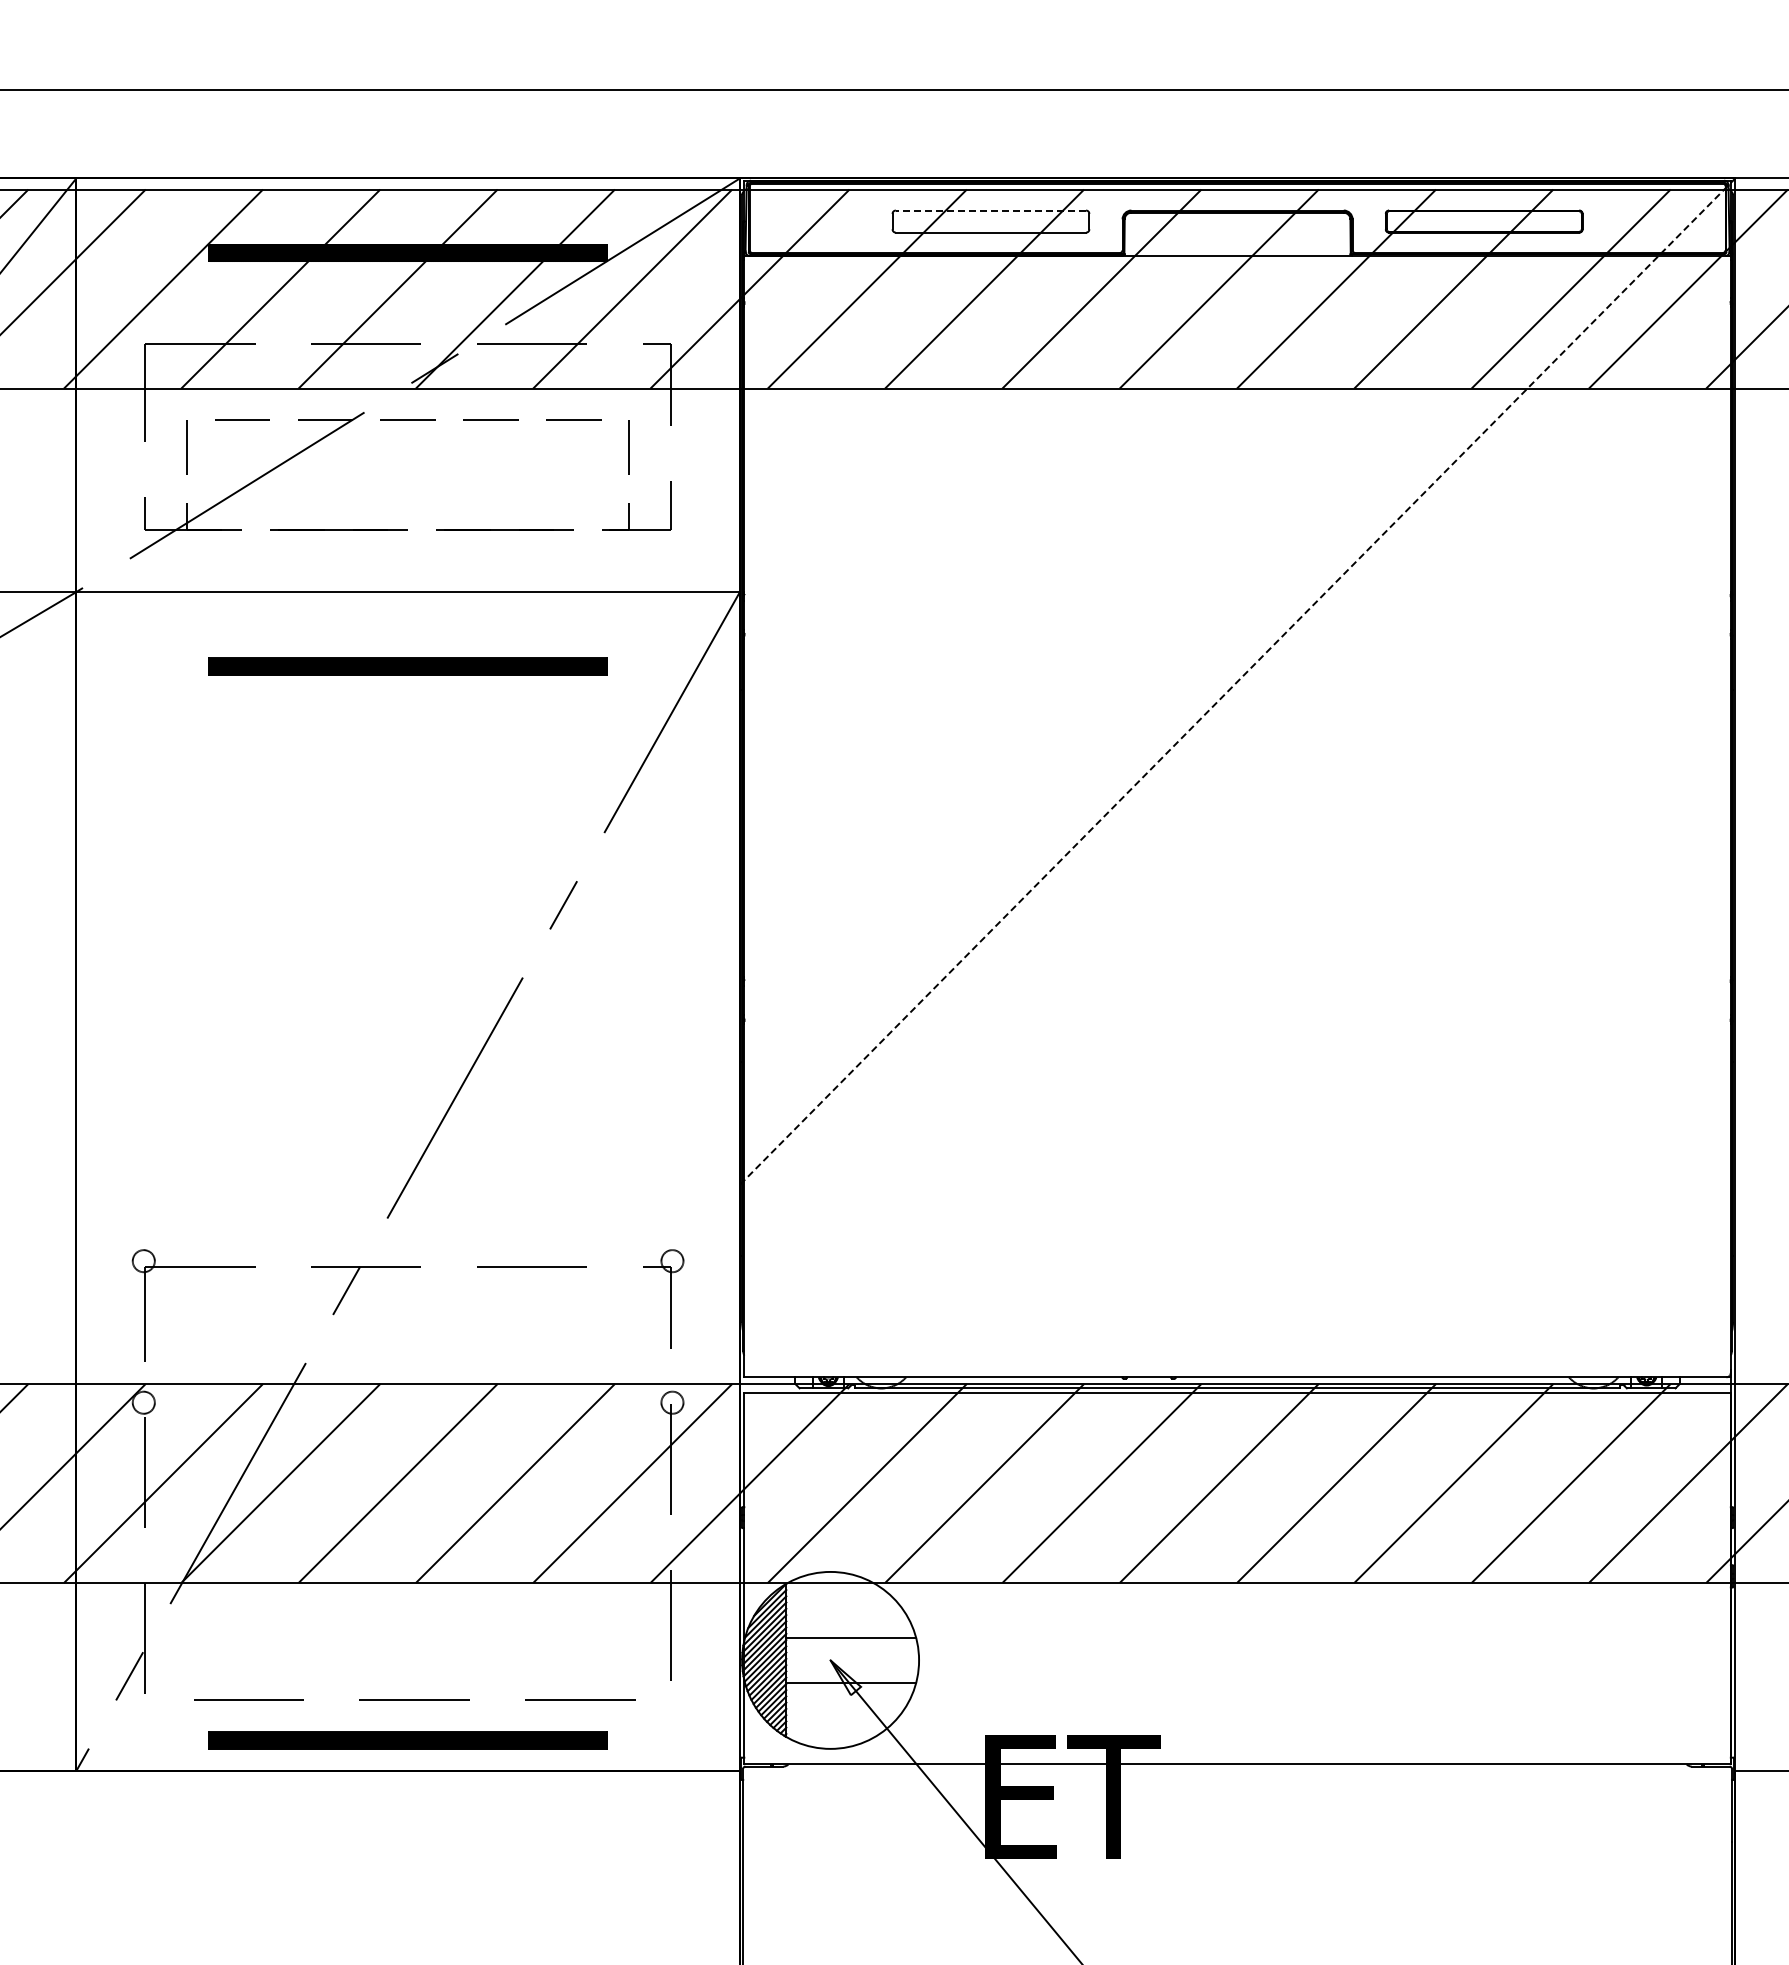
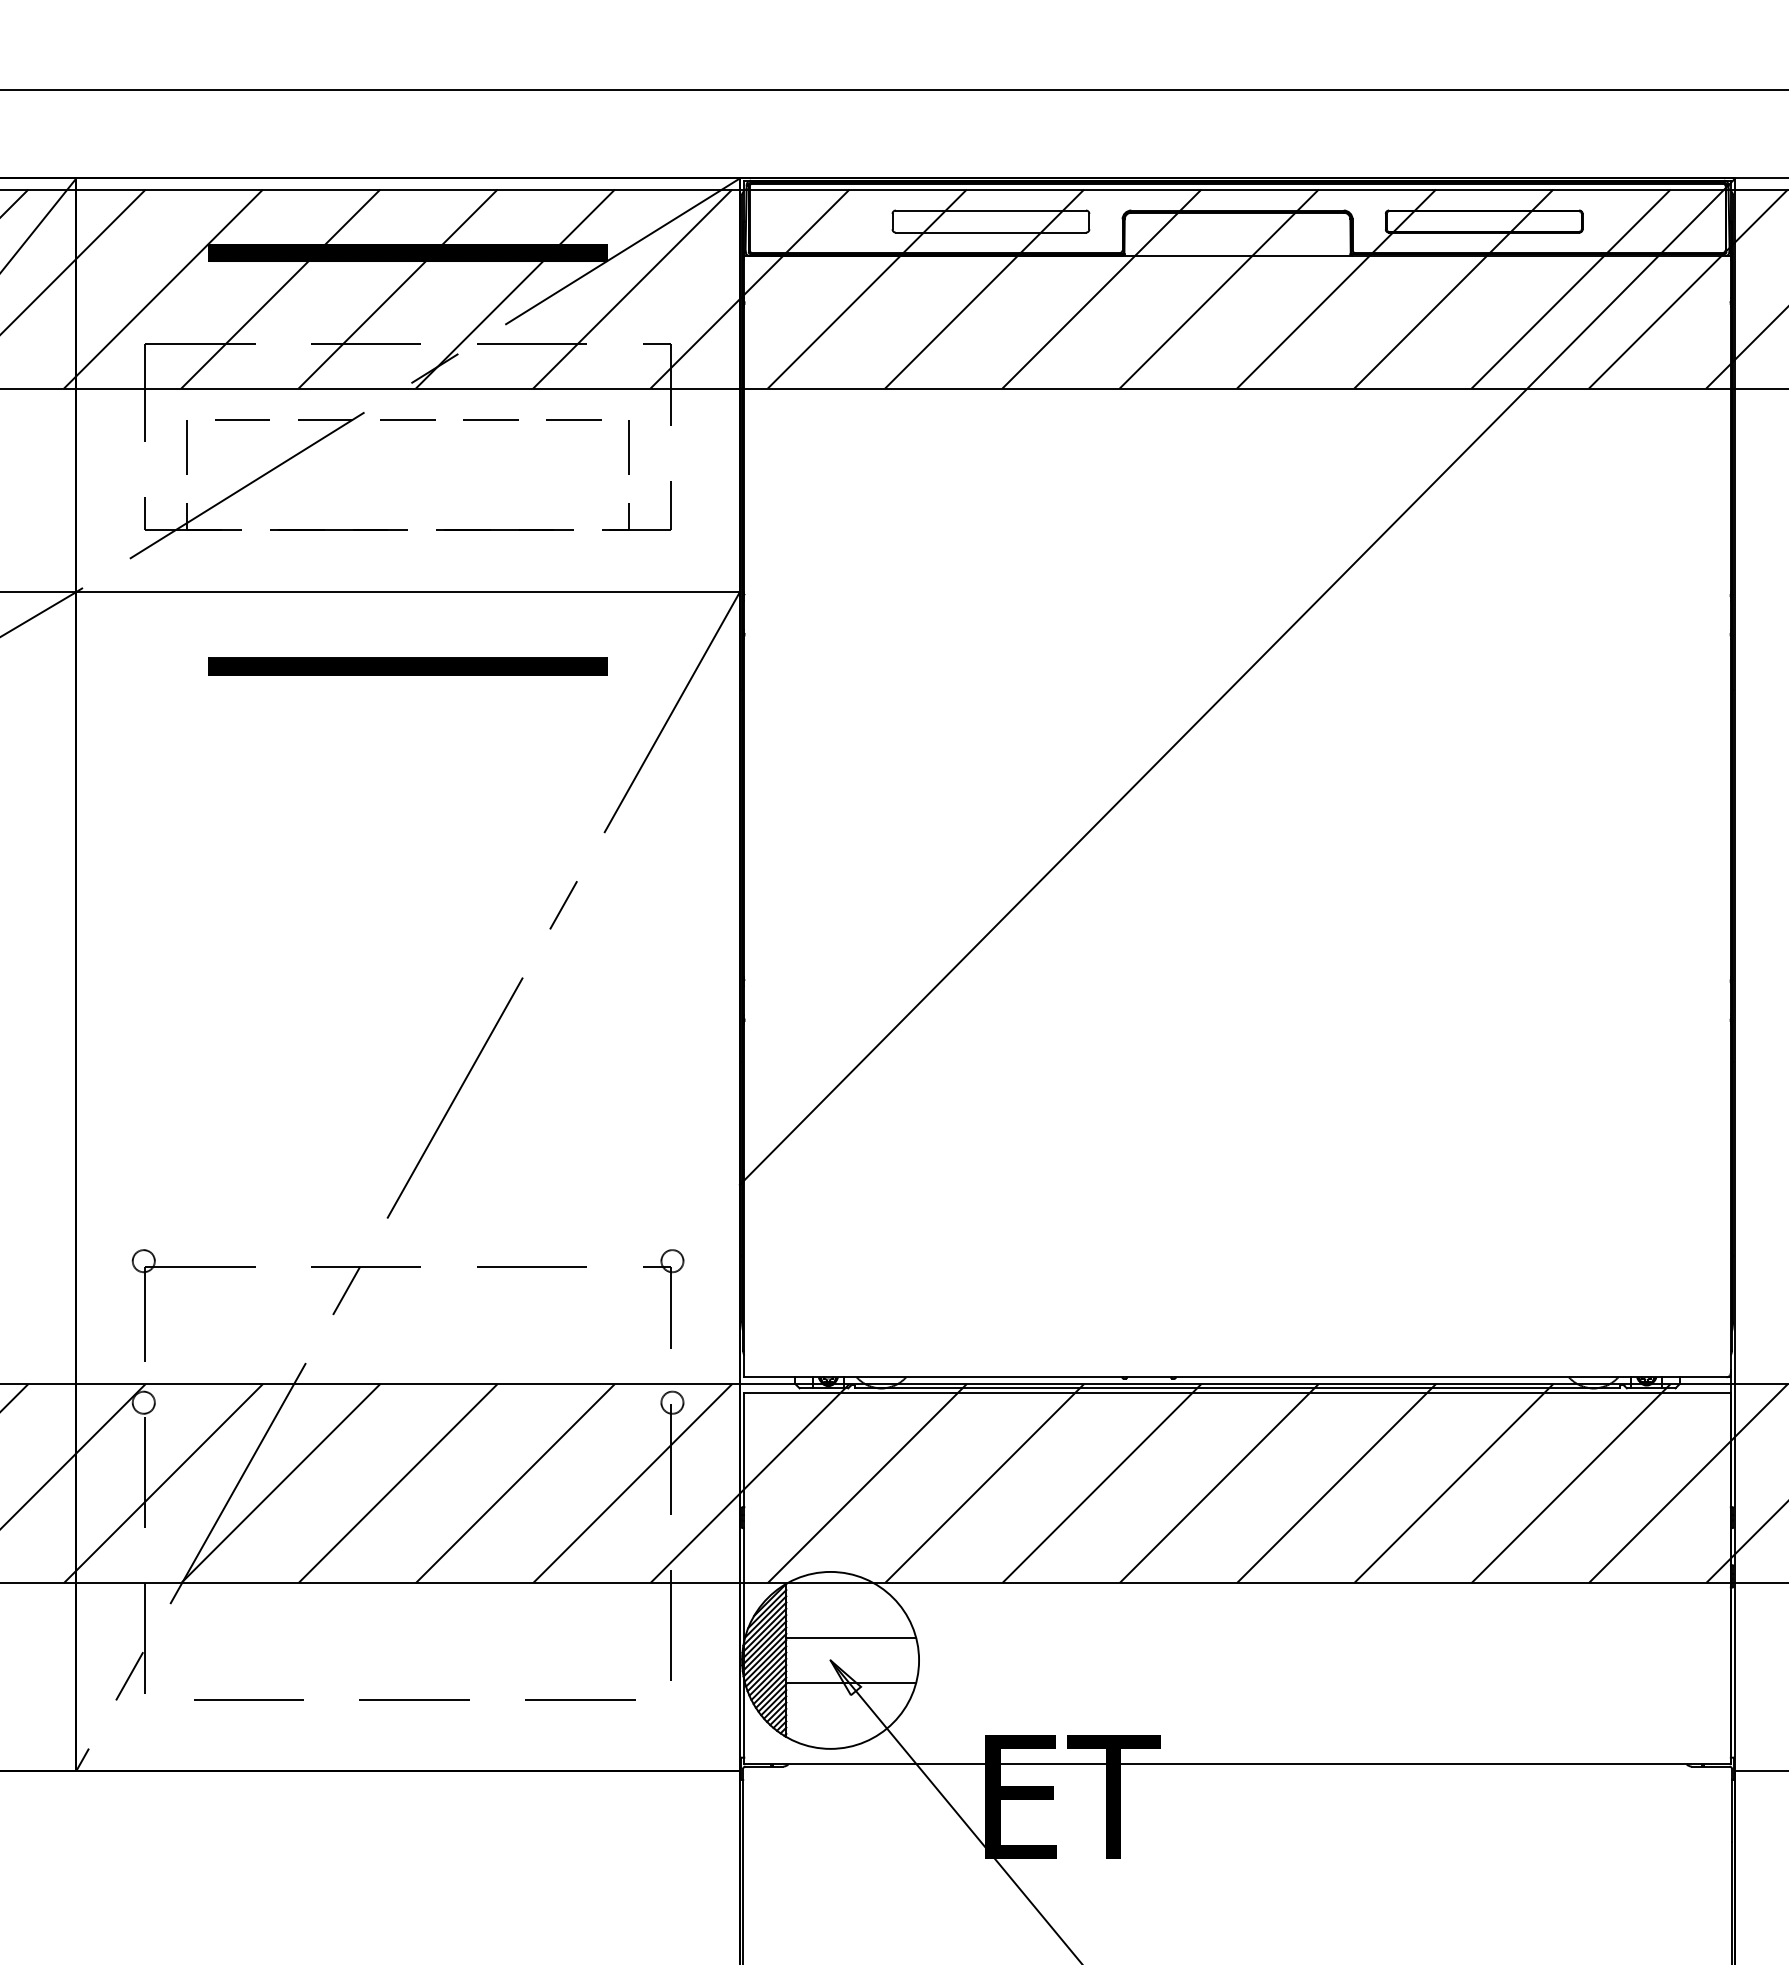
line: dashed -> solid (990, 210)
line: dashed -> solid (1237, 681)
part: present -> none (407, 1740)
